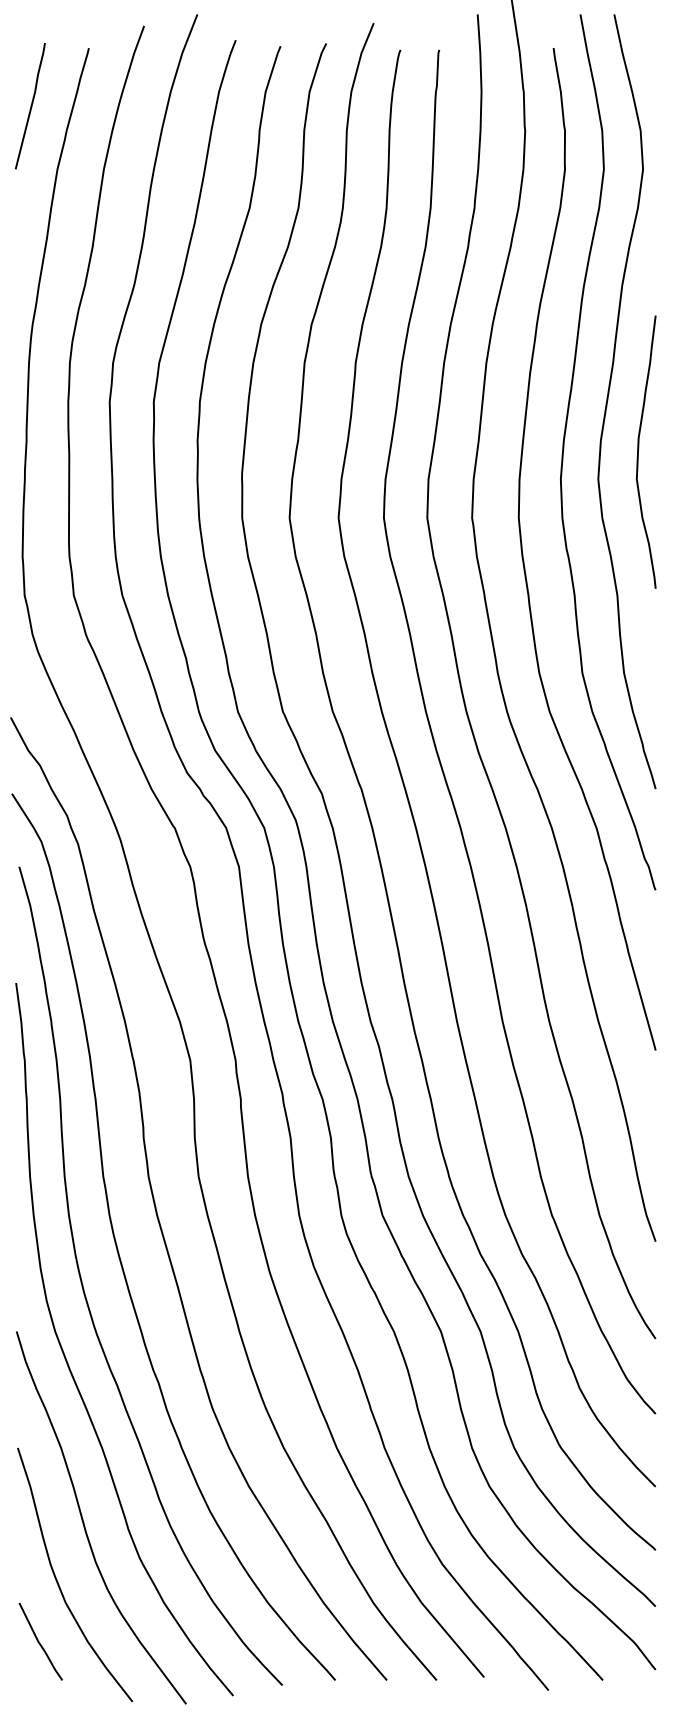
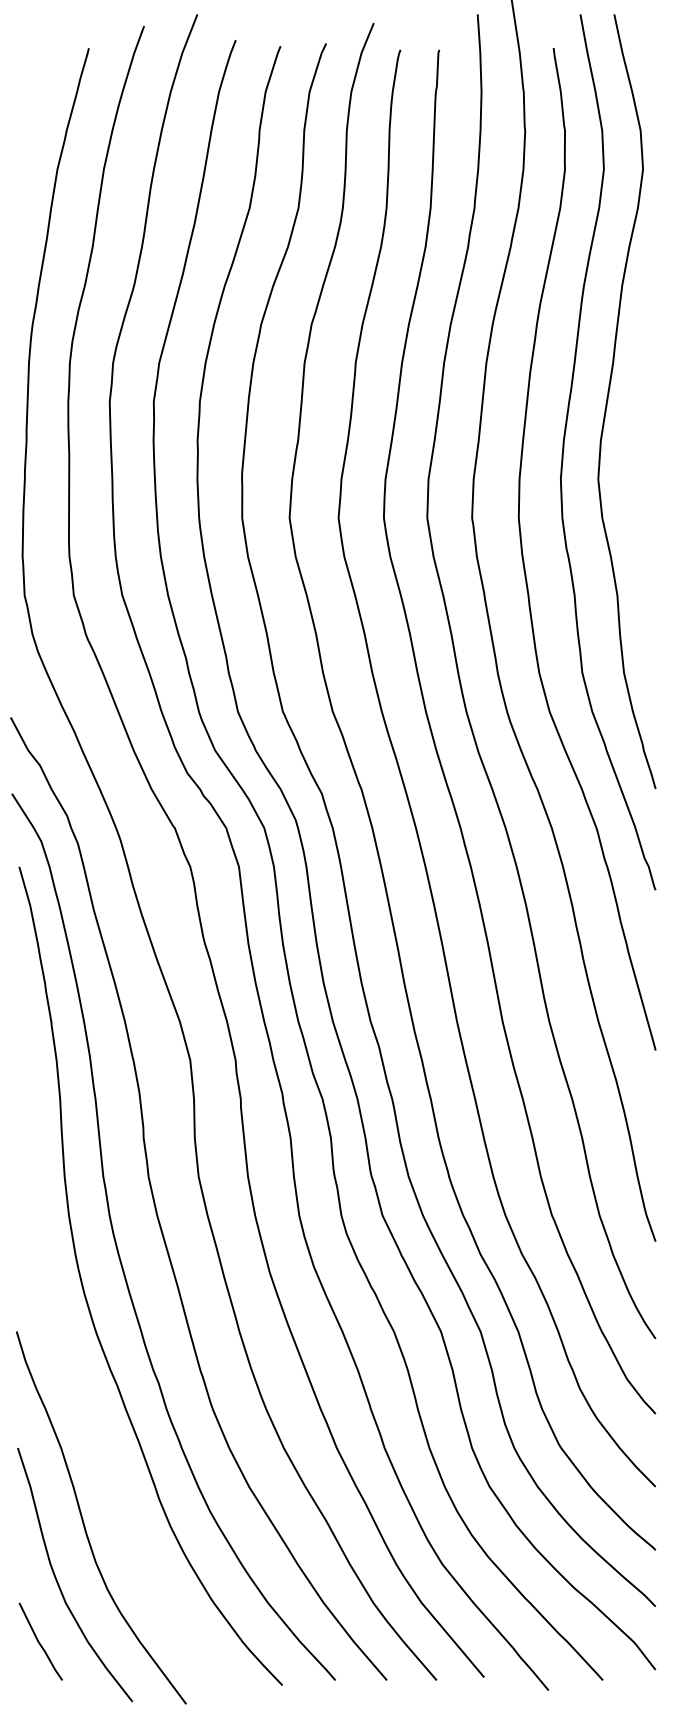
line: present -> none (30, 106)
curve: present -> none (639, 448)
curve: present -> none (66, 1357)
